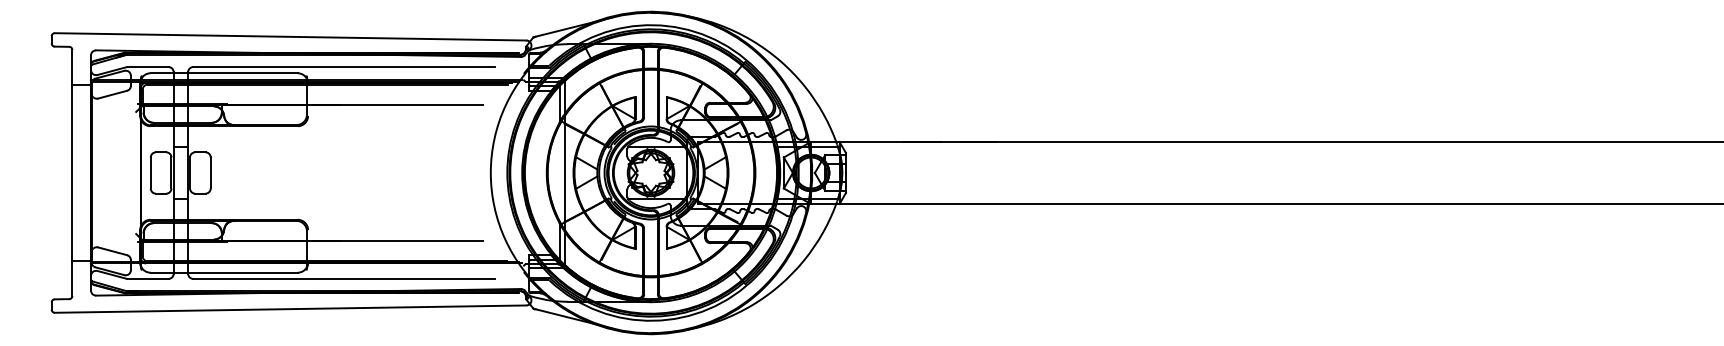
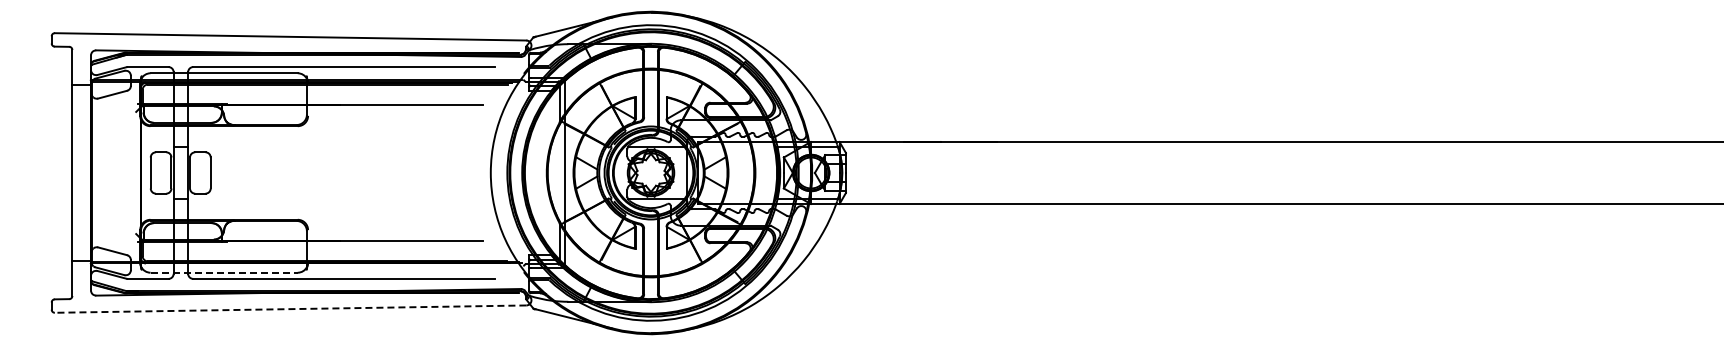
line: solid -> dashed (224, 272)
line: solid -> dashed (290, 309)
